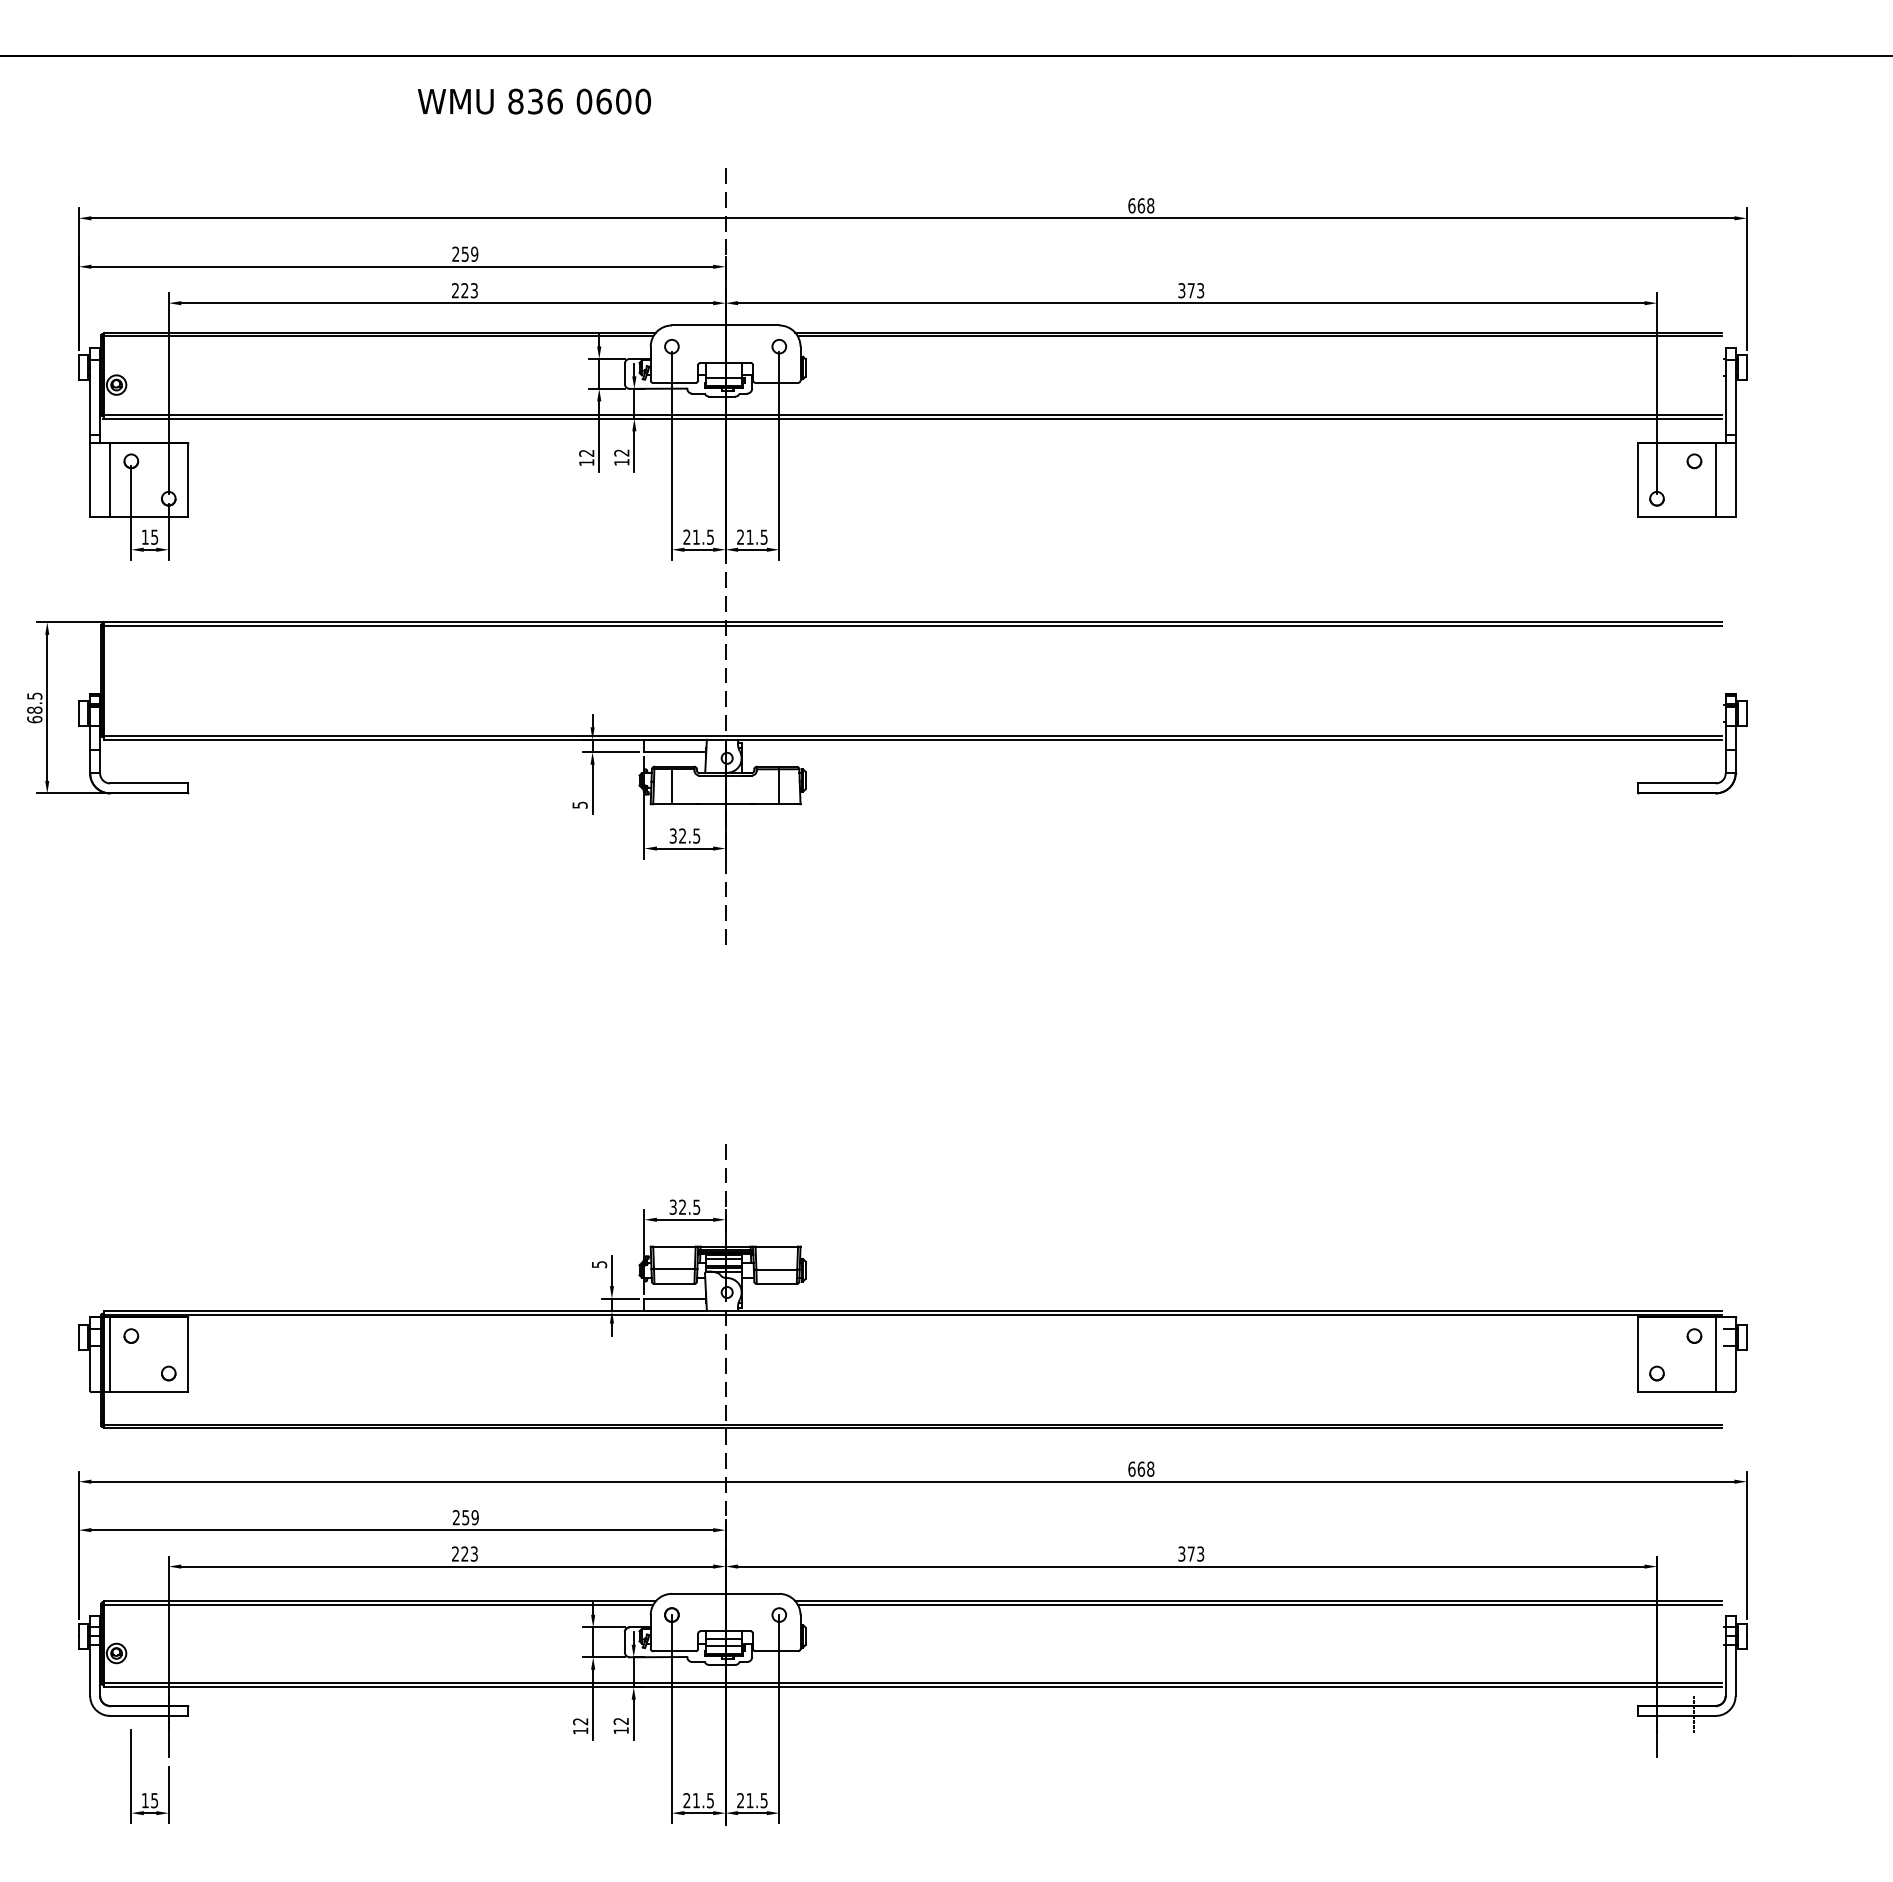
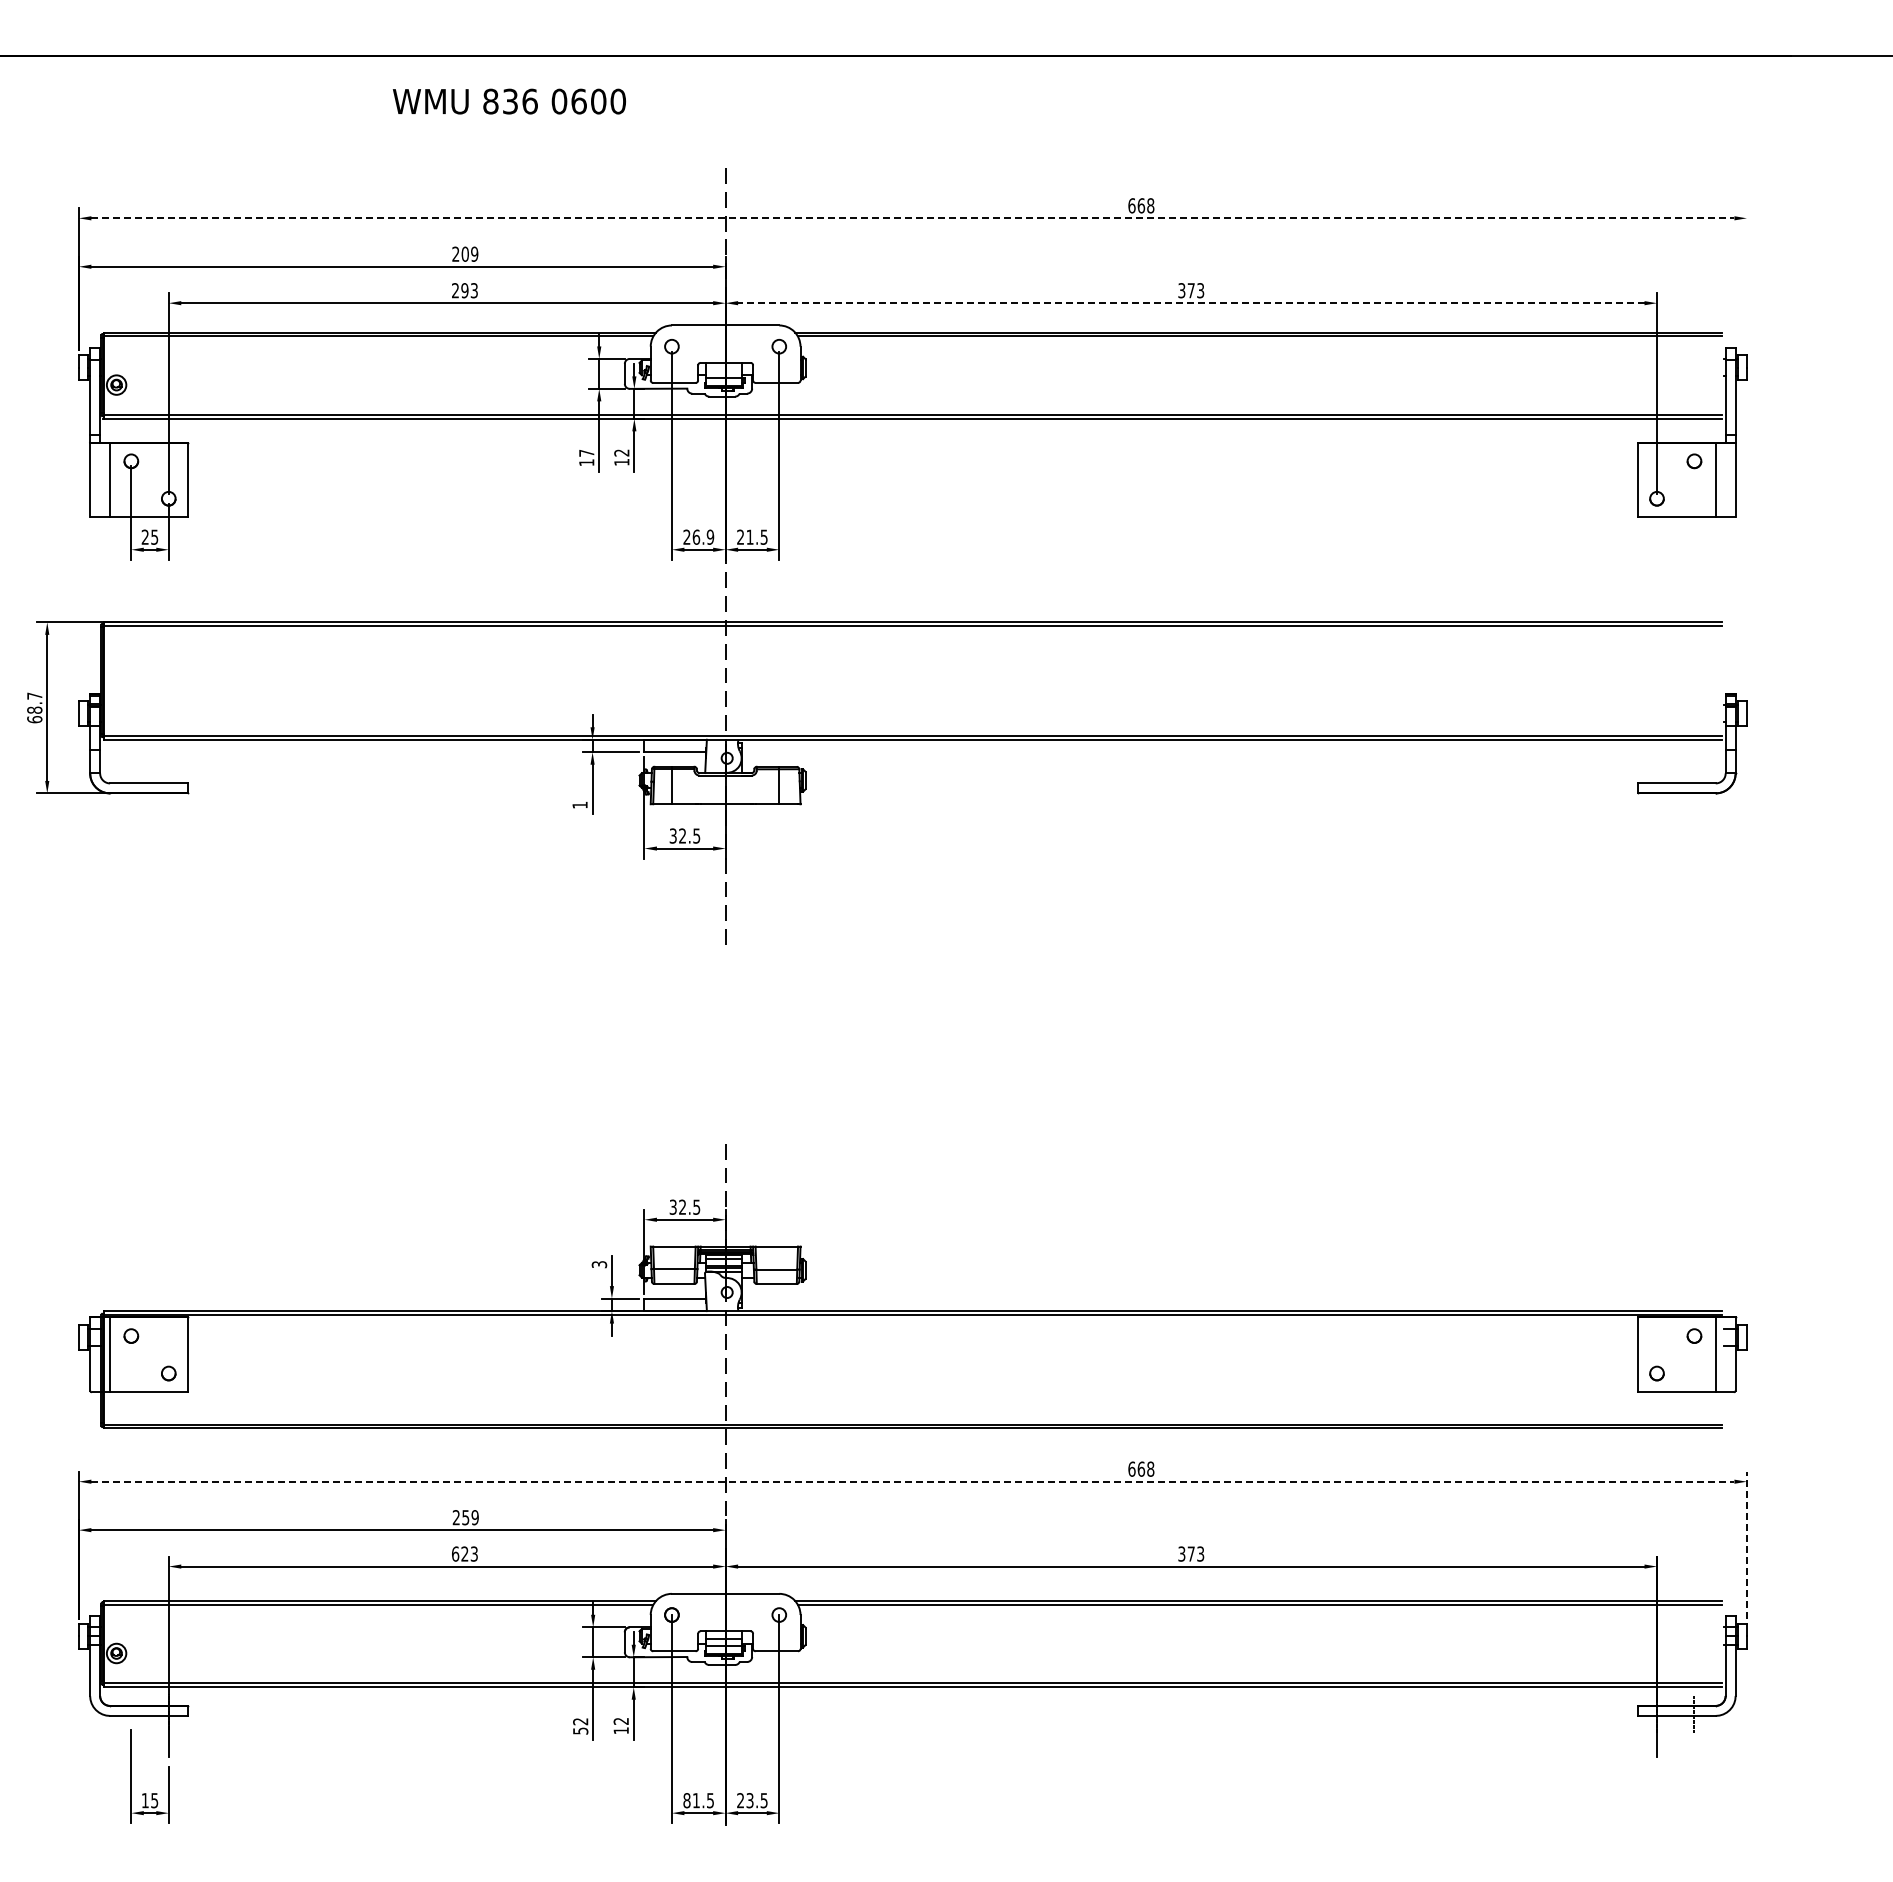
text position: (534, 101) -> (509, 101) (509, 101)
line: solid -> dashed (912, 218)
text: 259 -> 209 (464, 253)
line: present -> none (1746, 279)
text: 223 -> 293 (464, 290)
line: solid -> dashed (1190, 303)
text: 12 -> 17 (586, 453)
text: 15 -> 25 (144, 536)
text: 21.5 -> 26.9 (703, 536)
text: 68.5 -> 68.7 (34, 695)
text: 5 -> 1 (579, 804)
text: 5 -> 3 (598, 1264)
line: solid -> dashed (912, 1481)
line: solid -> dashed (1746, 1544)
text: 223 -> 623 (455, 1553)
text: 12 -> 52 (580, 1730)
text: 21.5 -> 81.5 (686, 1800)
text: 21.5 -> 23.5 (749, 1800)
